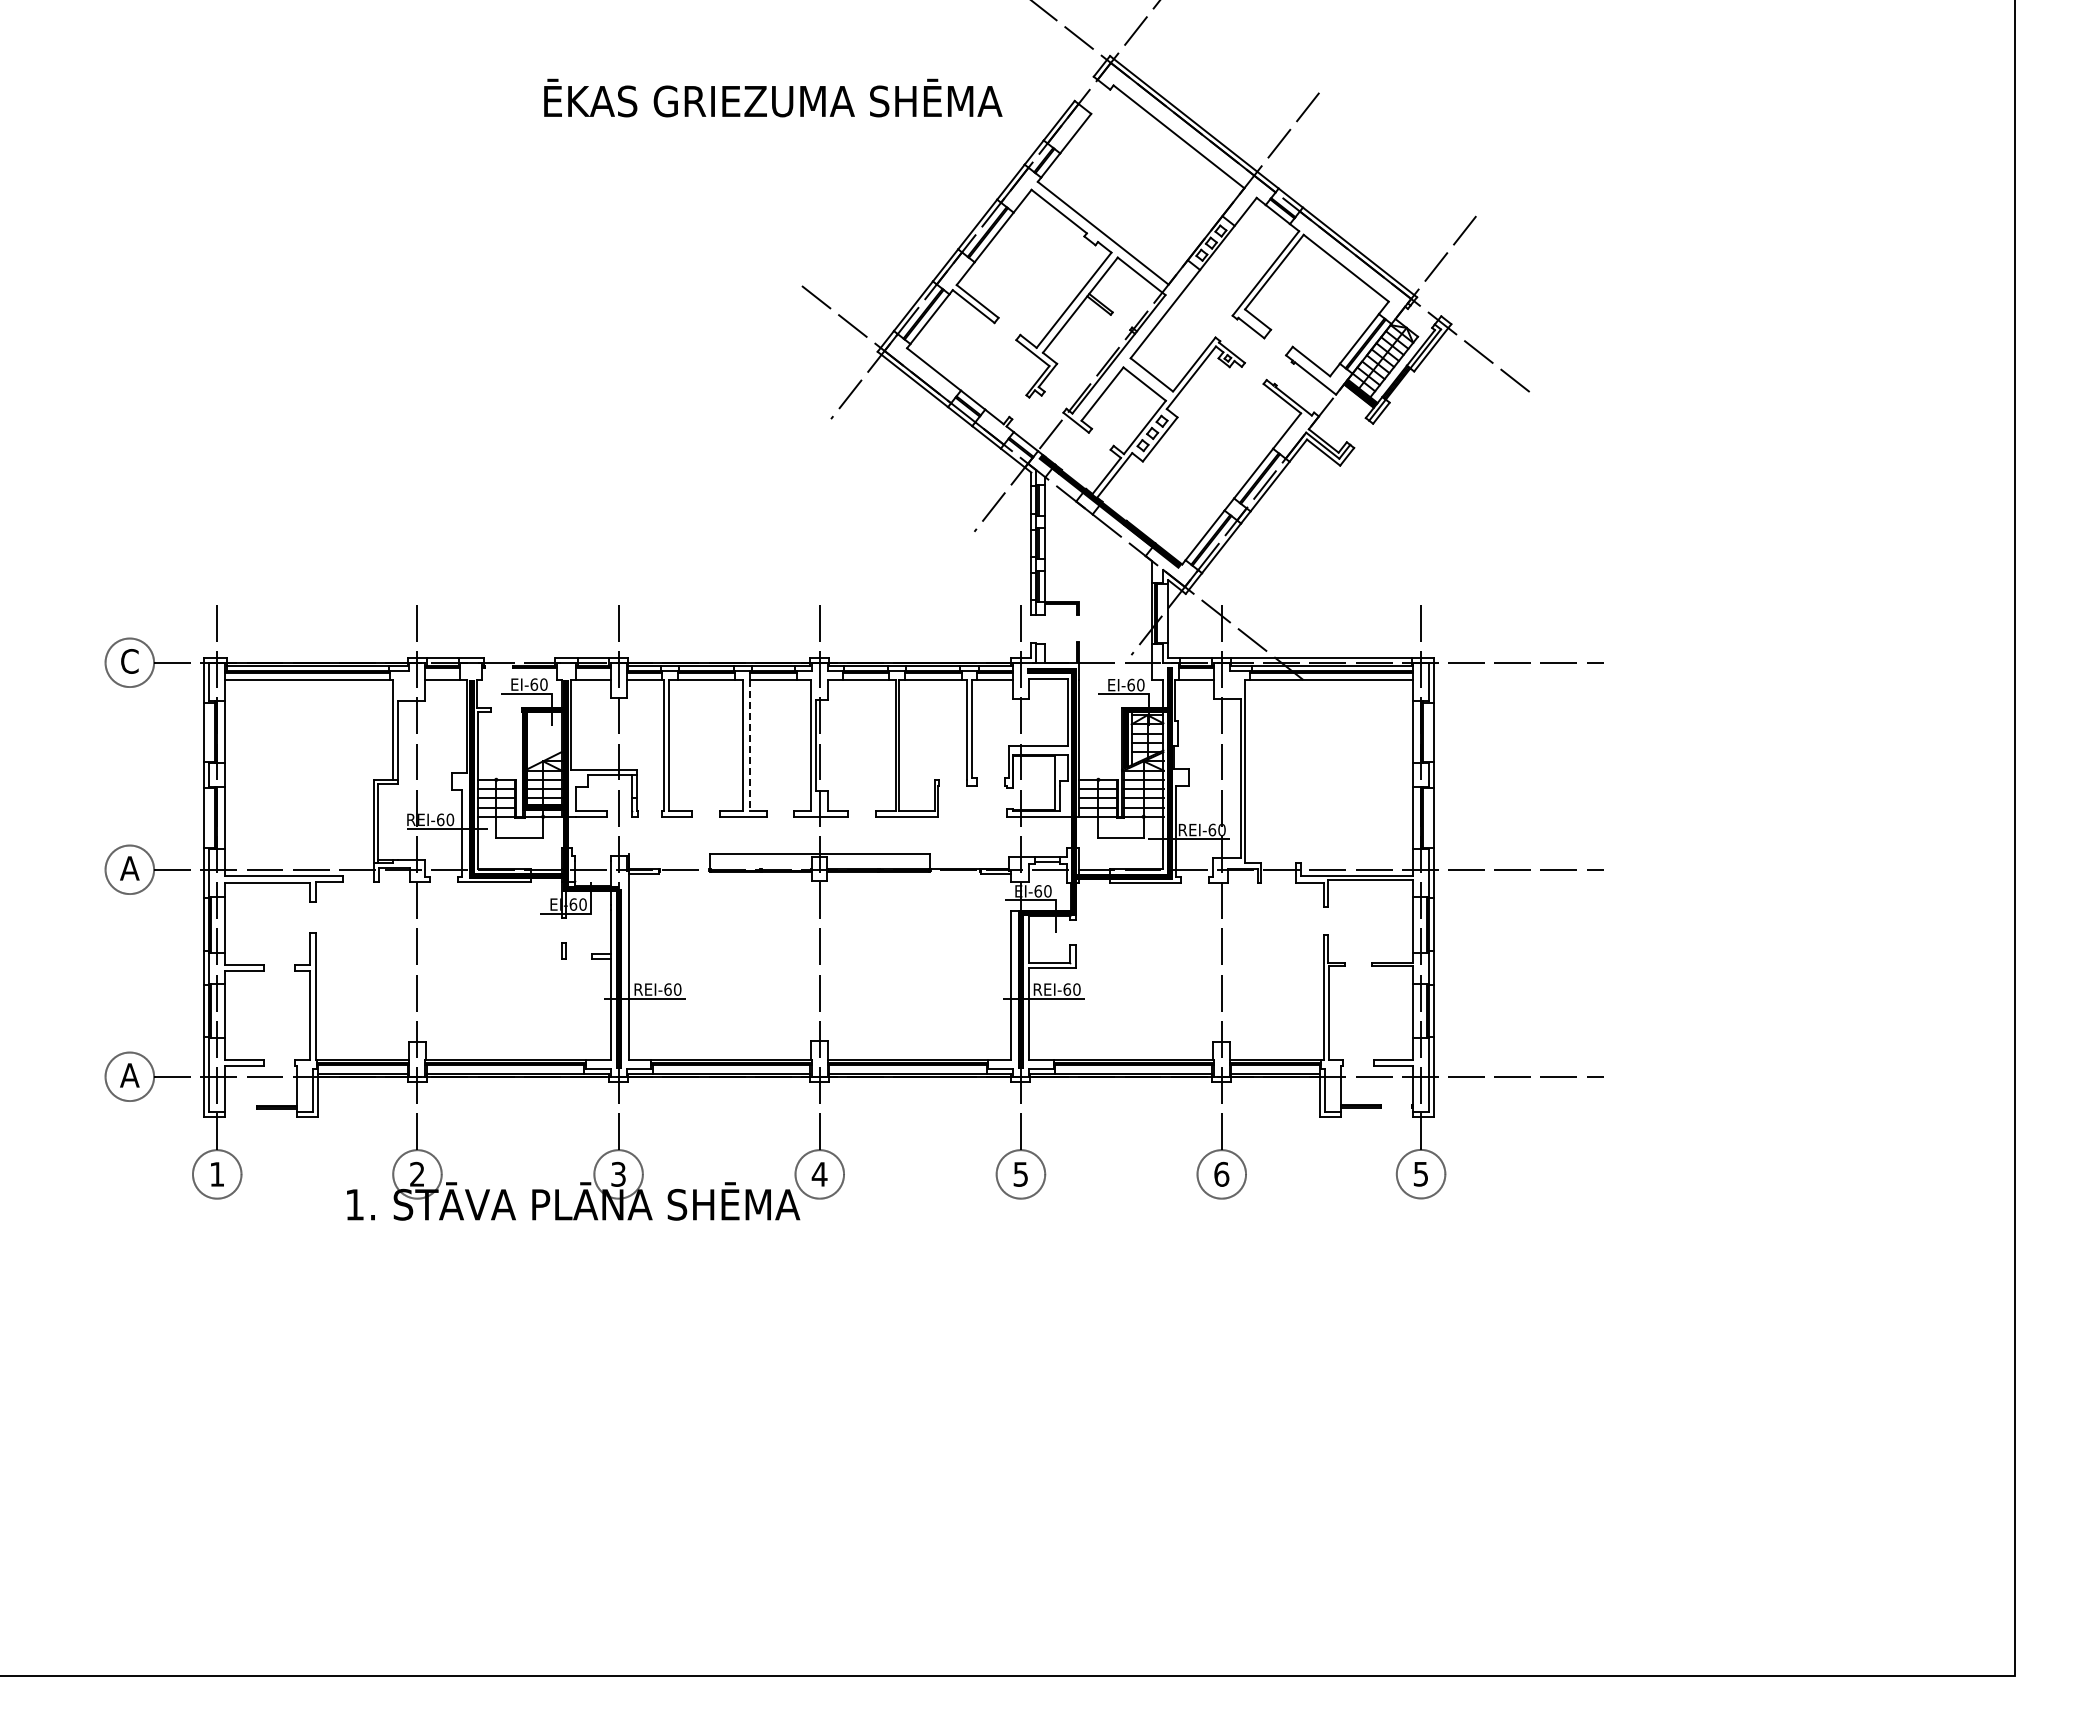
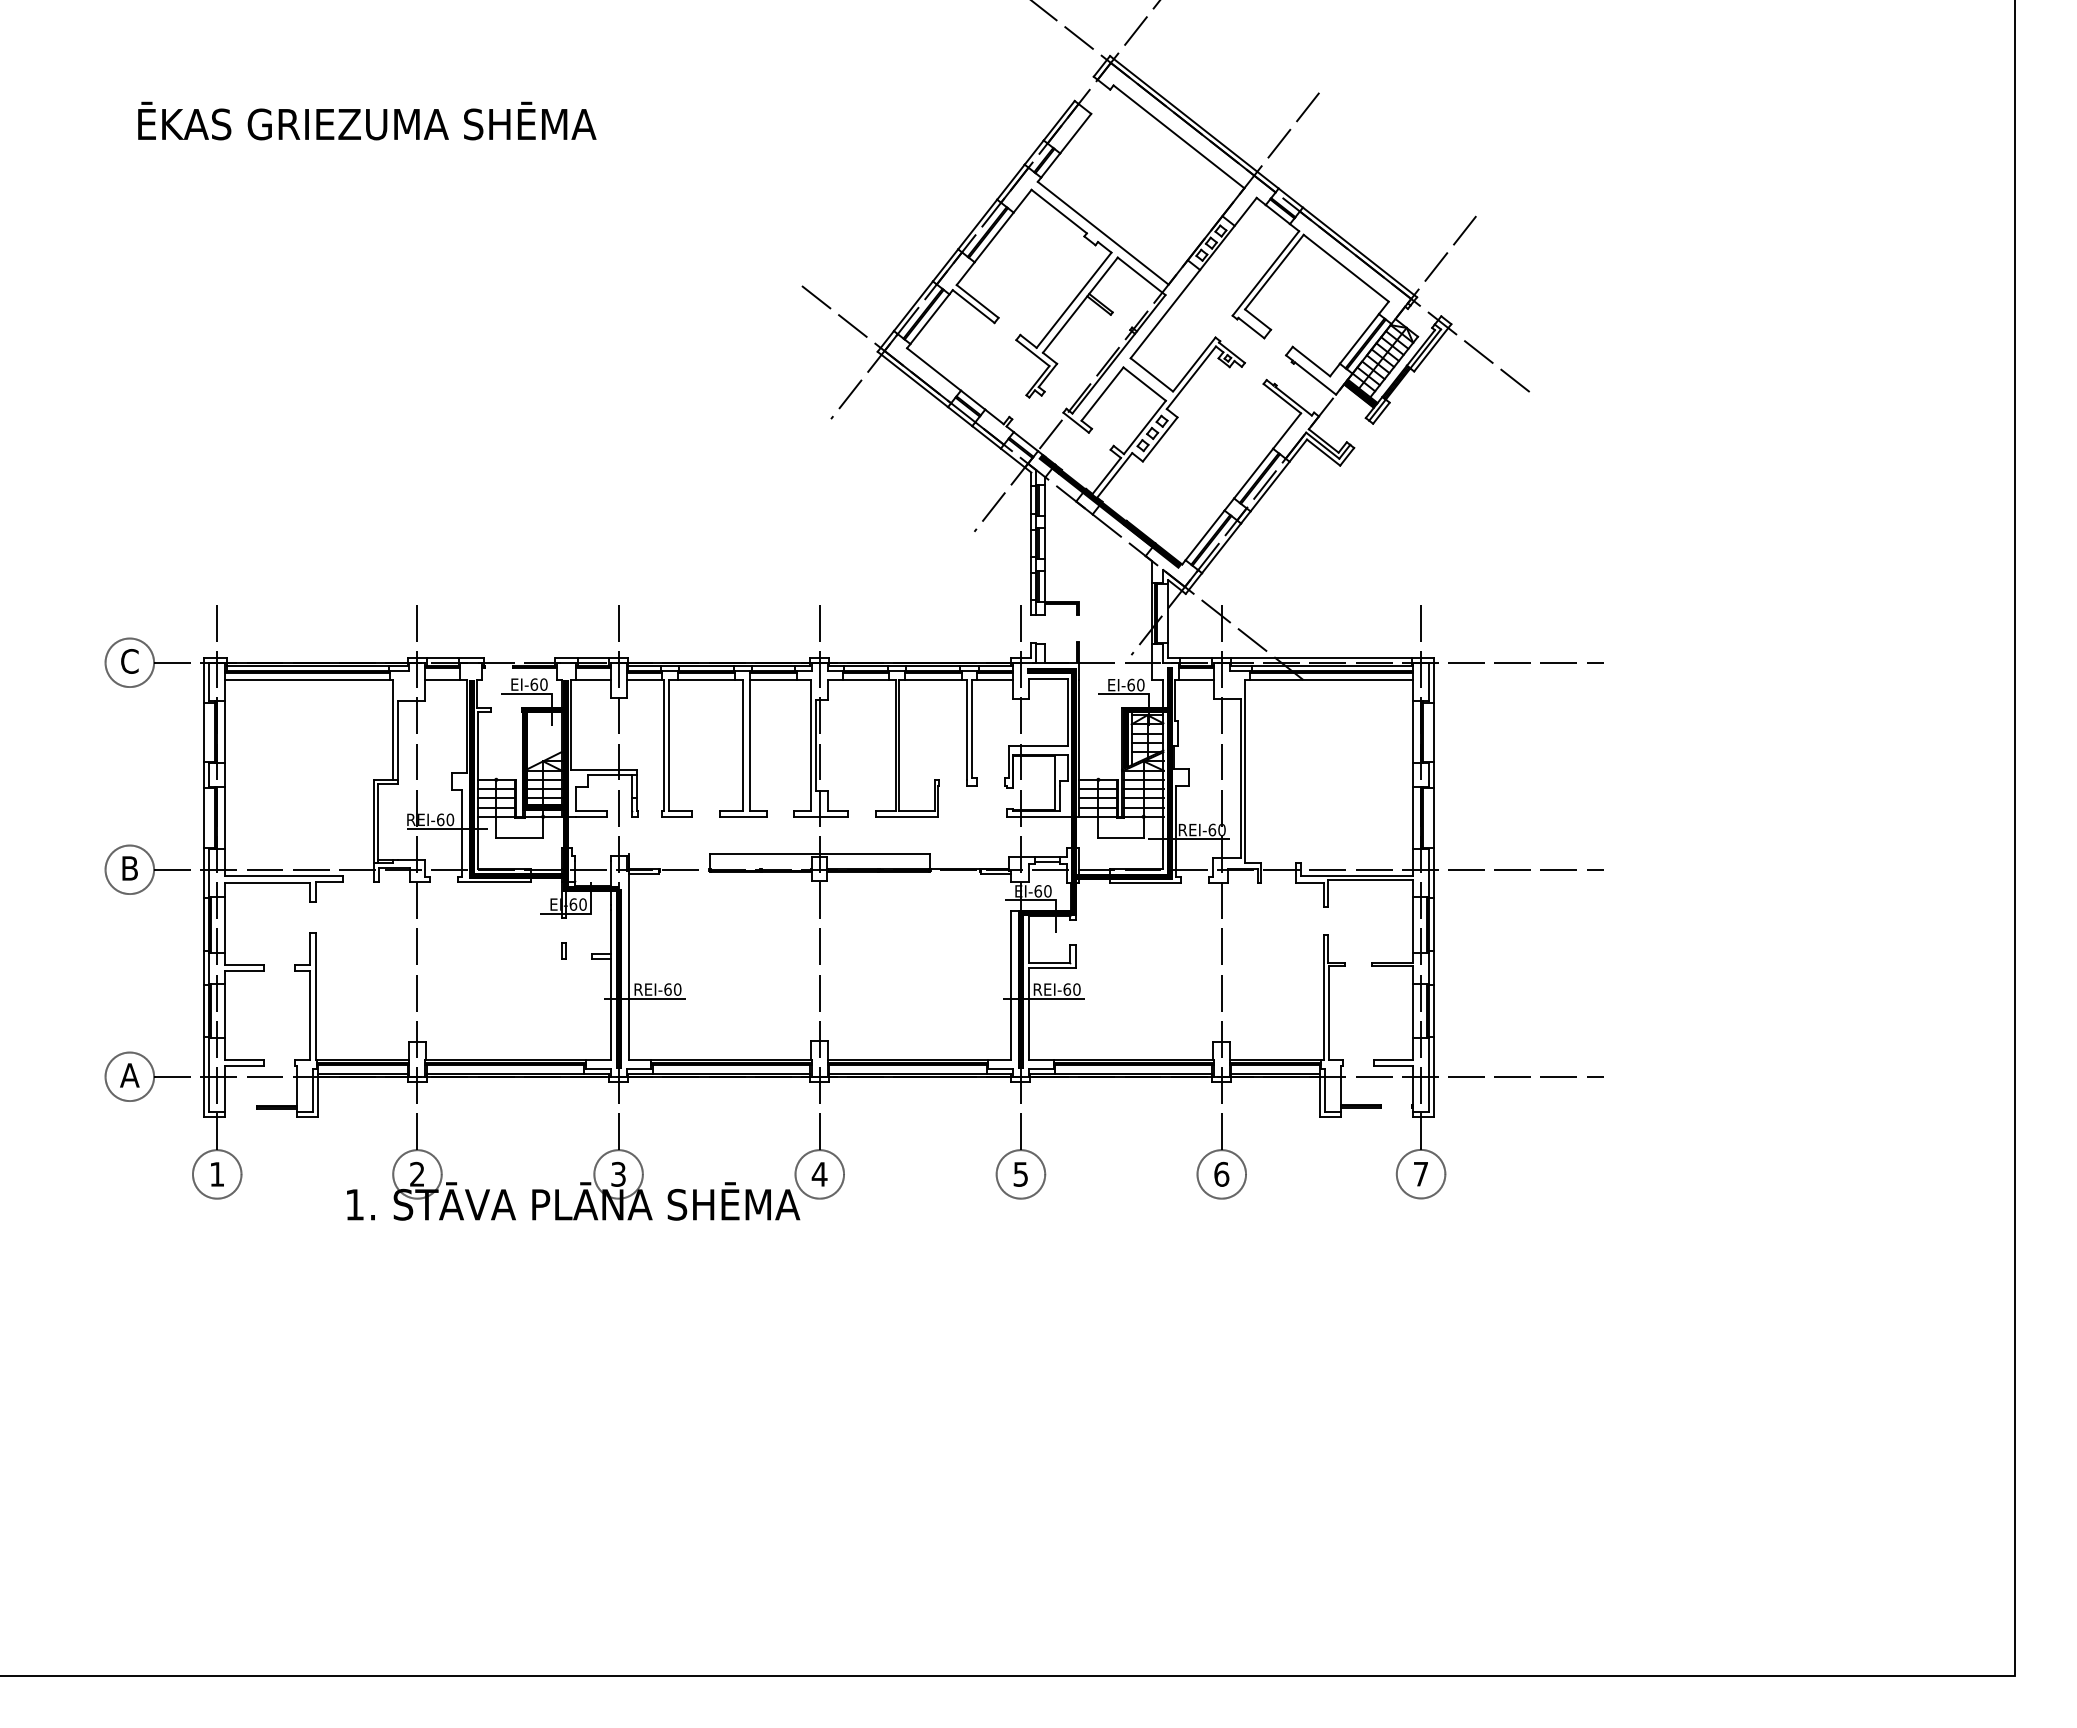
text position: (773, 97) -> (367, 120) (367, 120)
line: dashed -> solid (749, 745)
text: A -> B (129, 868)
text: 5 -> 7 (1420, 1174)
